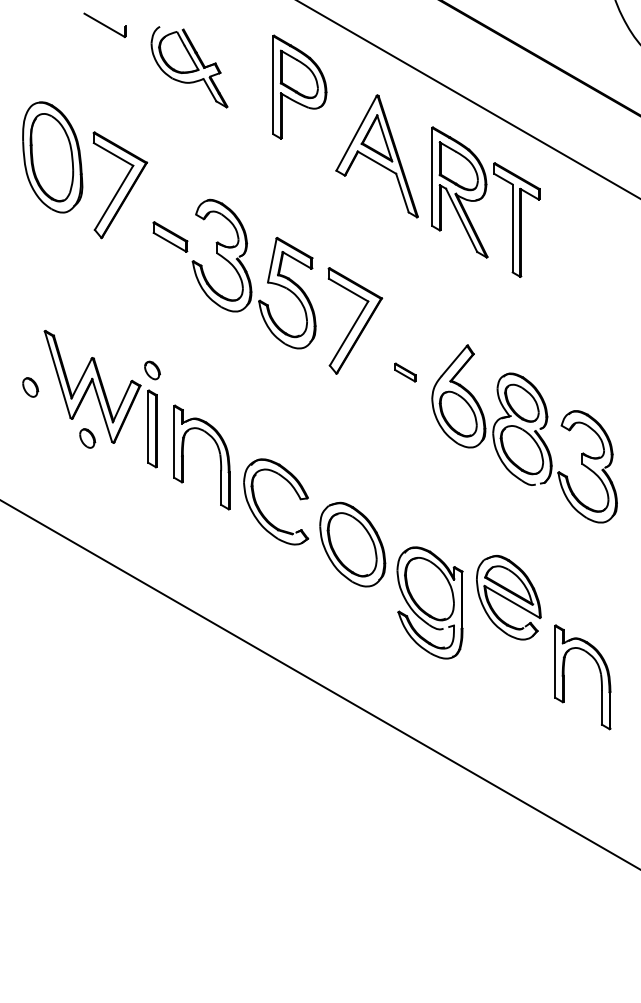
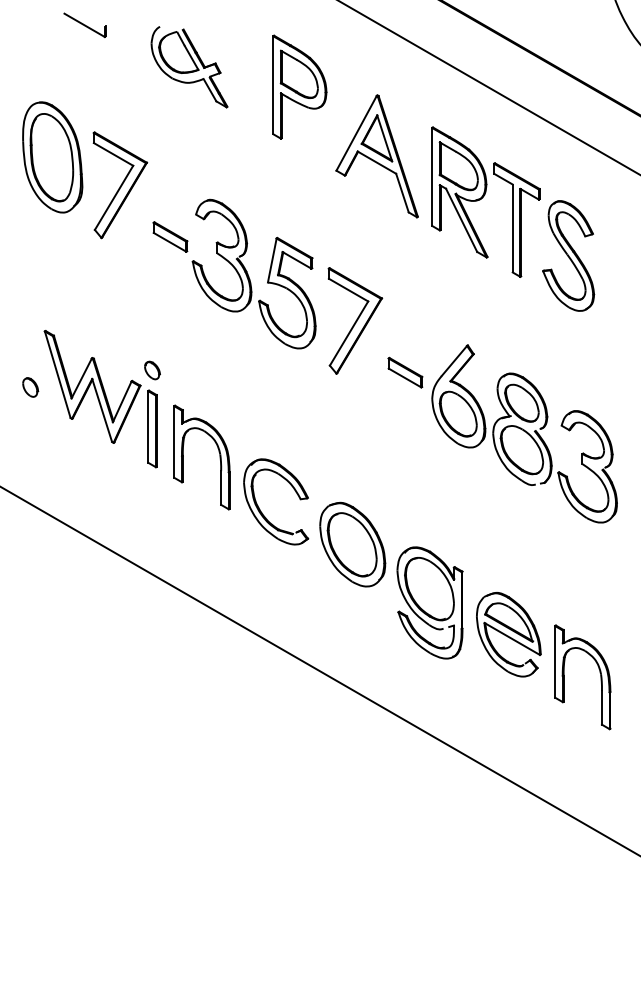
part position: (104, 24) -> (84, 24) (84, 24)
line position: (468, 99) -> (488, 87) (488, 87)
part: none -> present (568, 255)
part size: 23x21 px -> 37x33 px (405, 372)
part: present -> none (87, 438)
part position: (508, 597) -> (508, 634) (508, 634)
line position: (319, 684) -> (319, 670) (319, 670)
